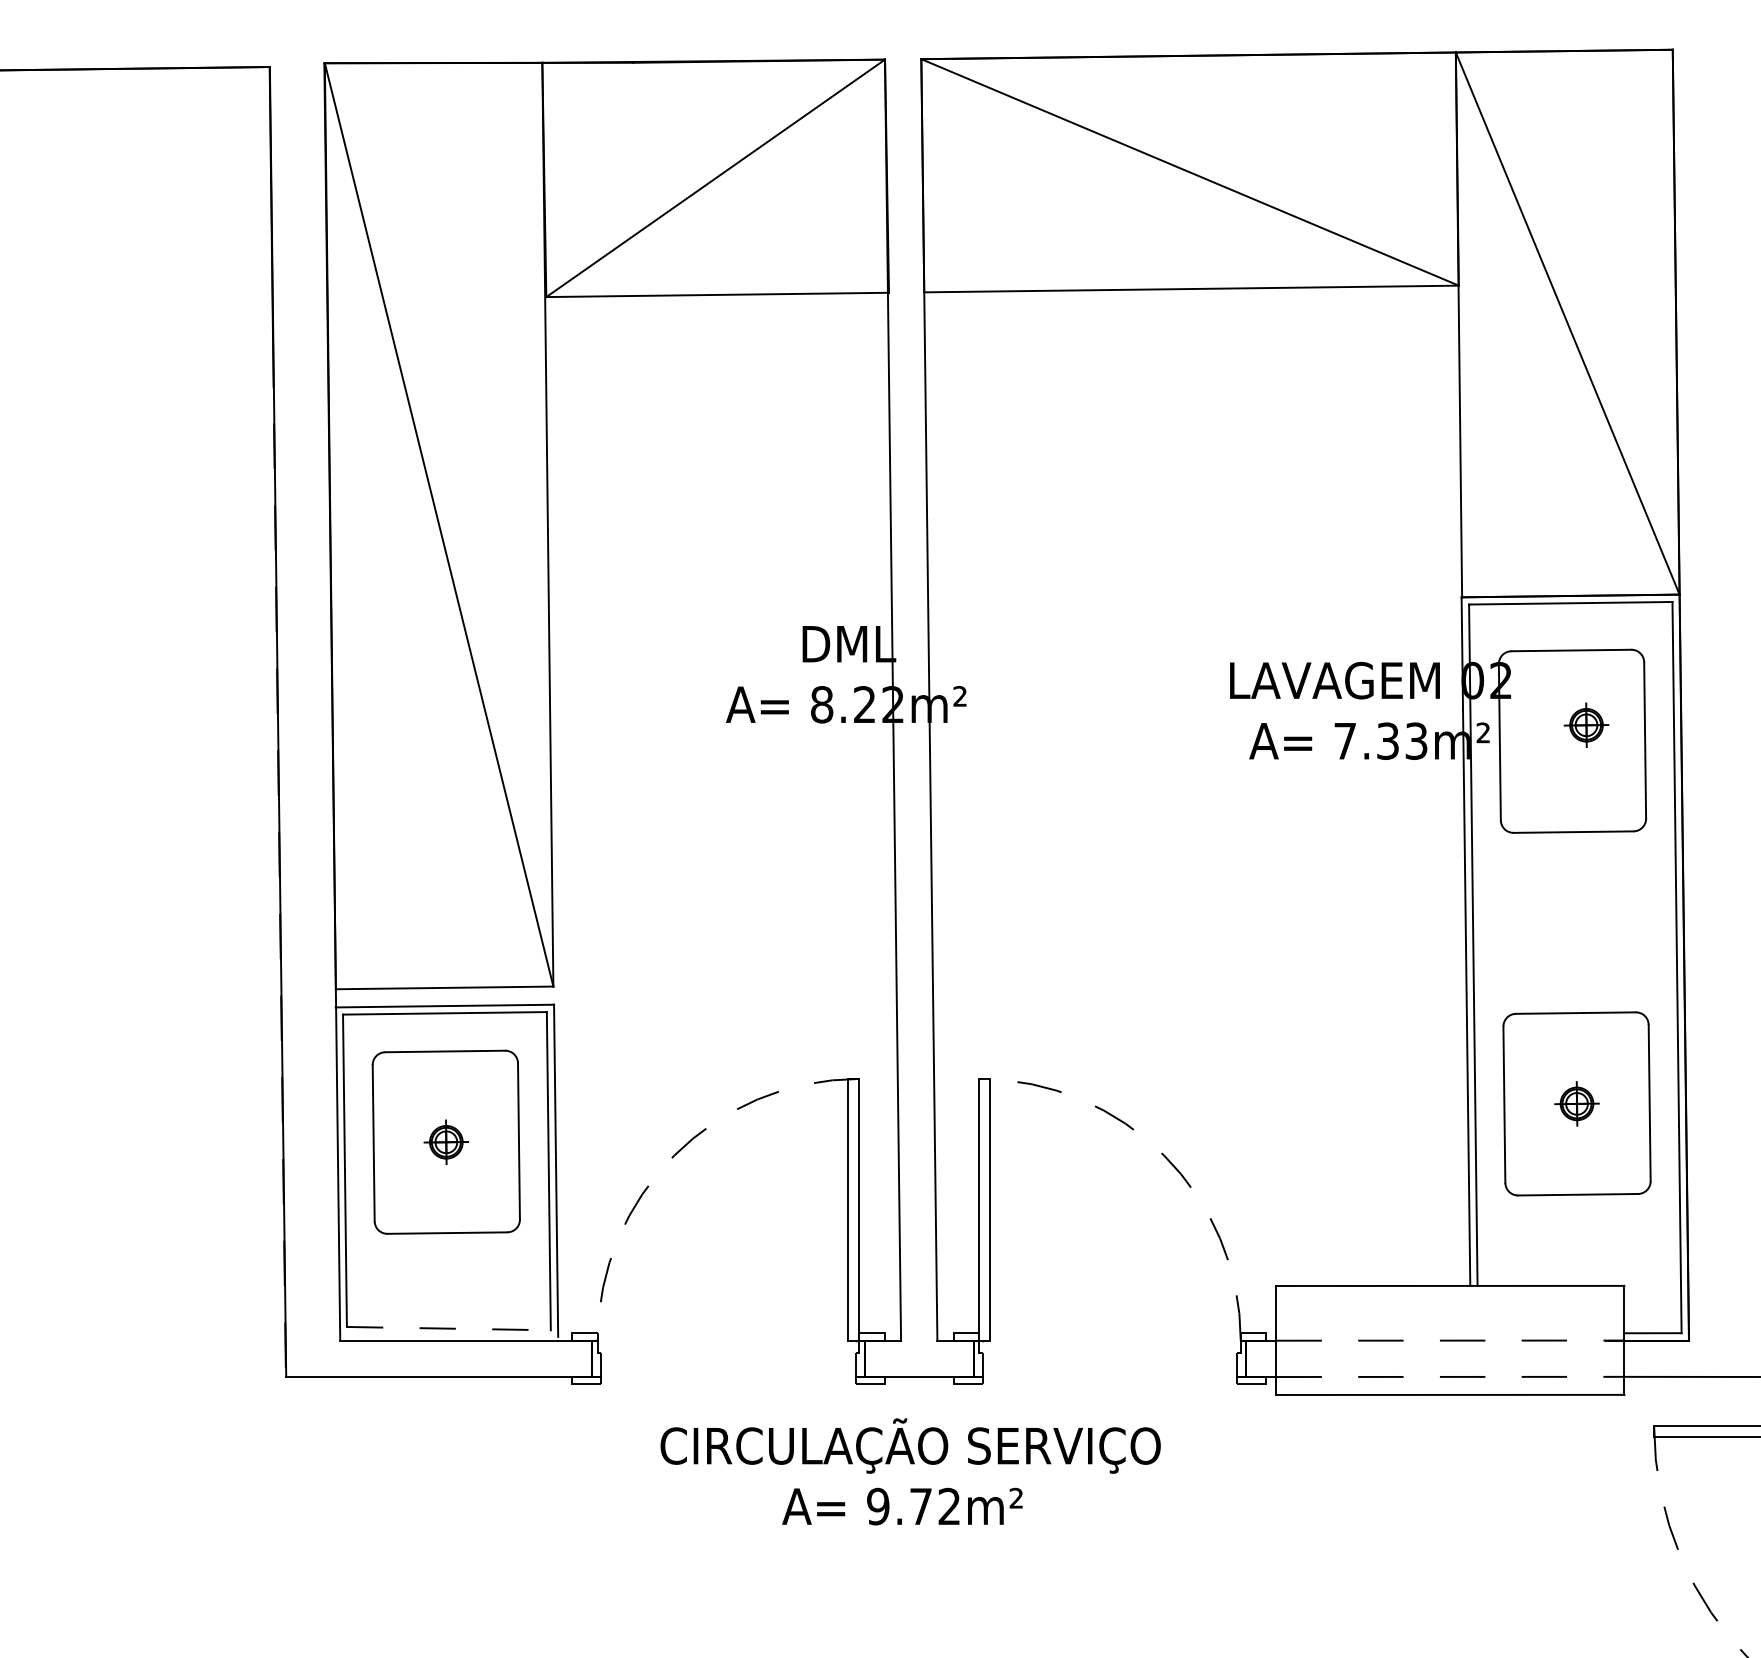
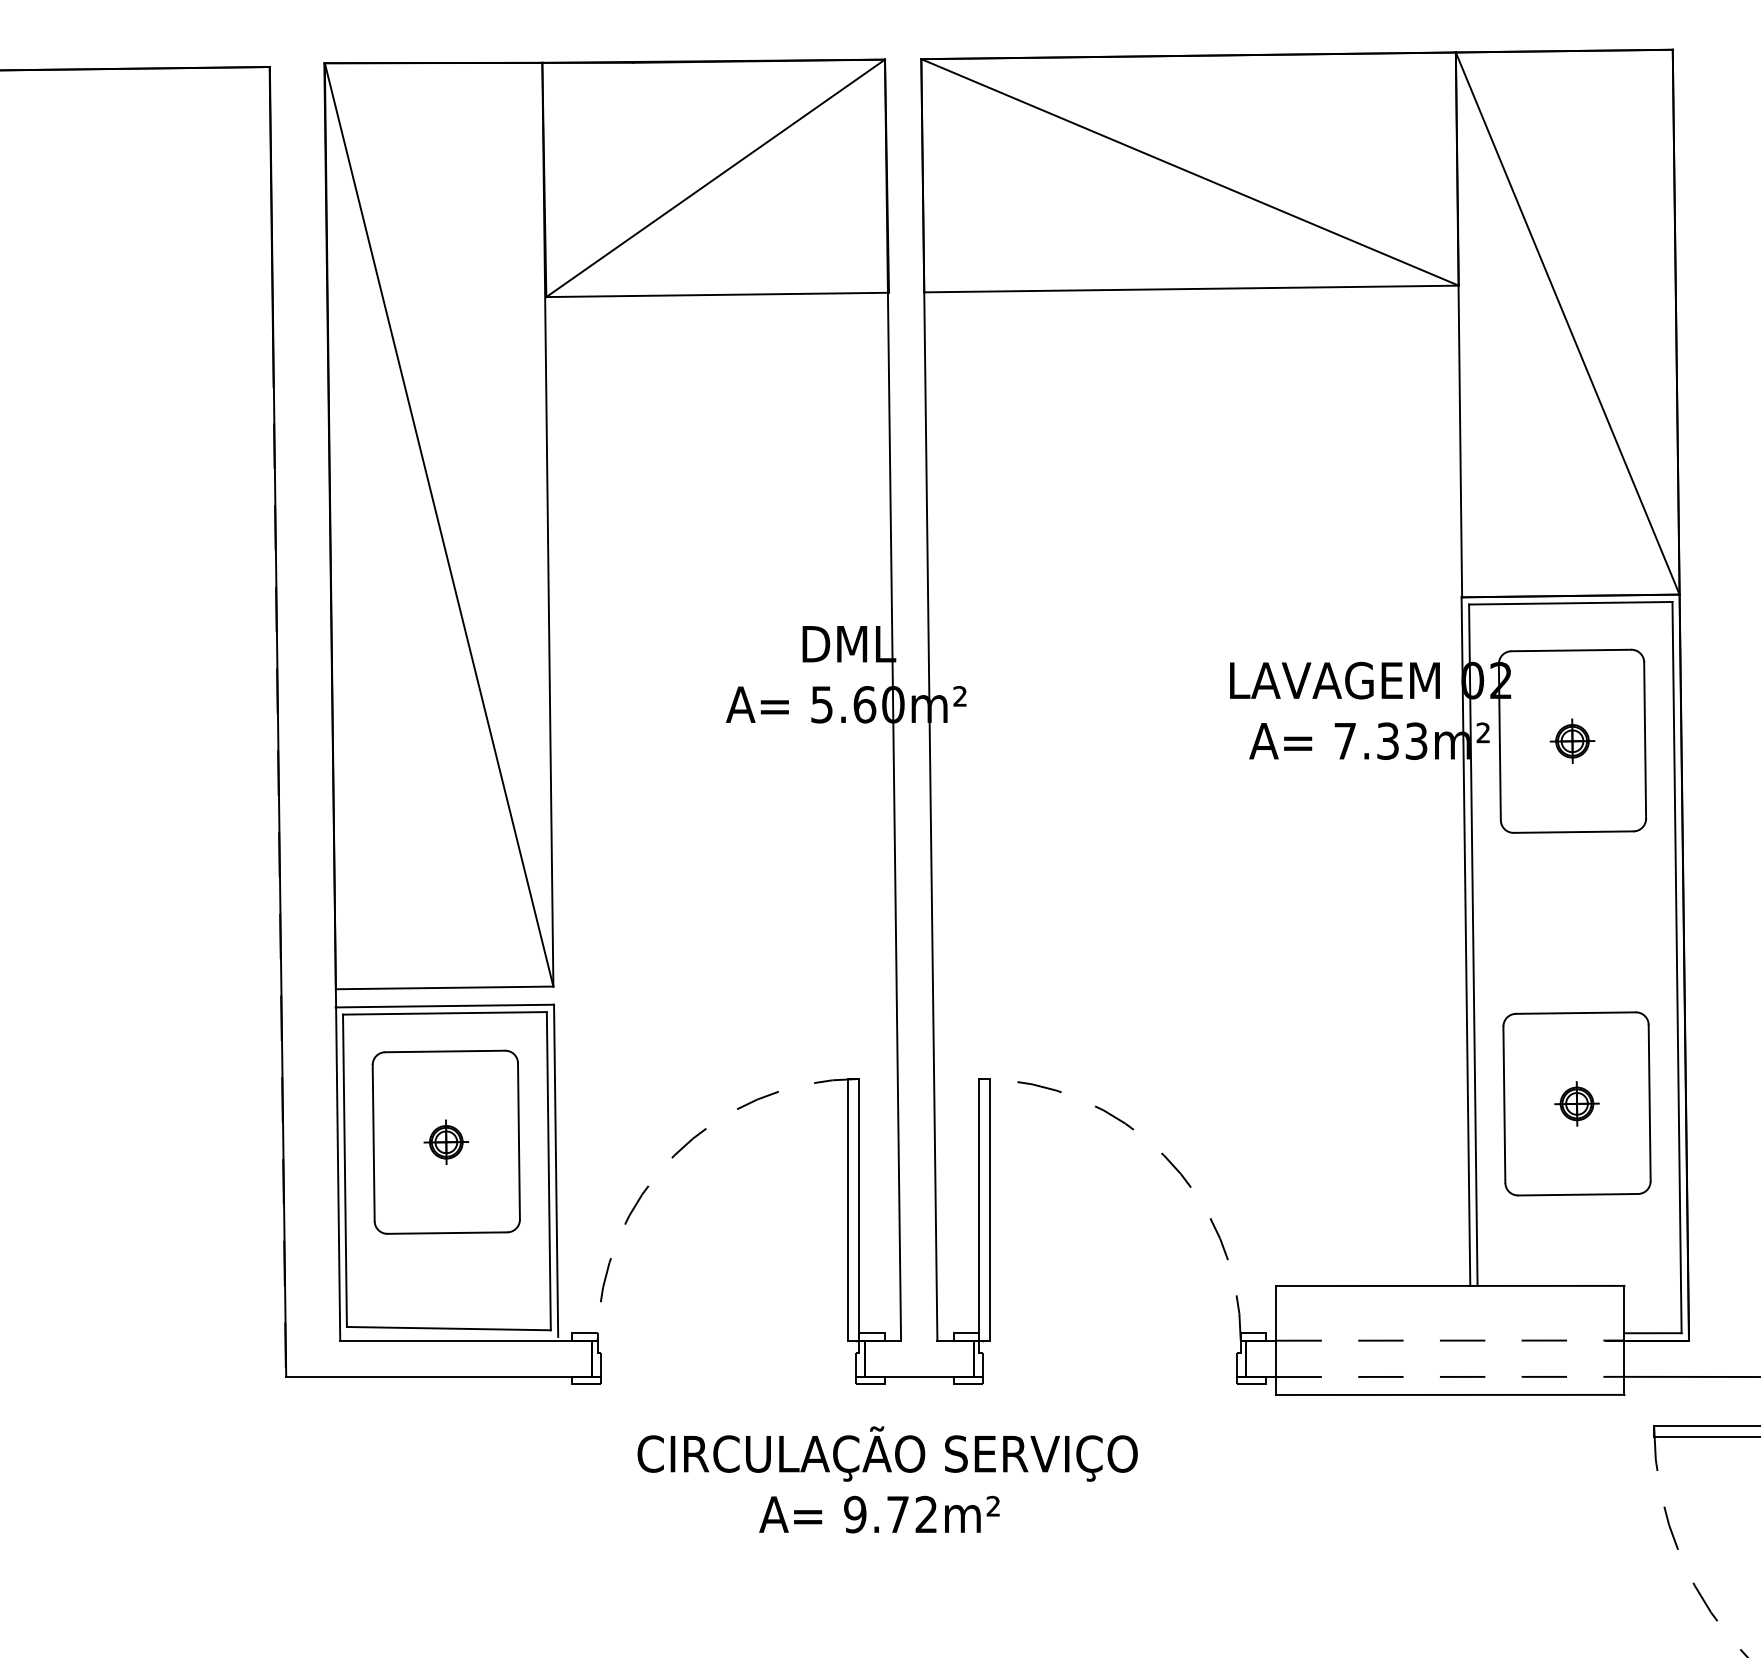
text: 8.22m² -> 5.60m² (857, 704)
part position: (1586, 724) -> (1572, 740) (1572, 740)
line: dashed -> solid (448, 1328)
text position: (910, 1471) -> (887, 1479) (887, 1479)
